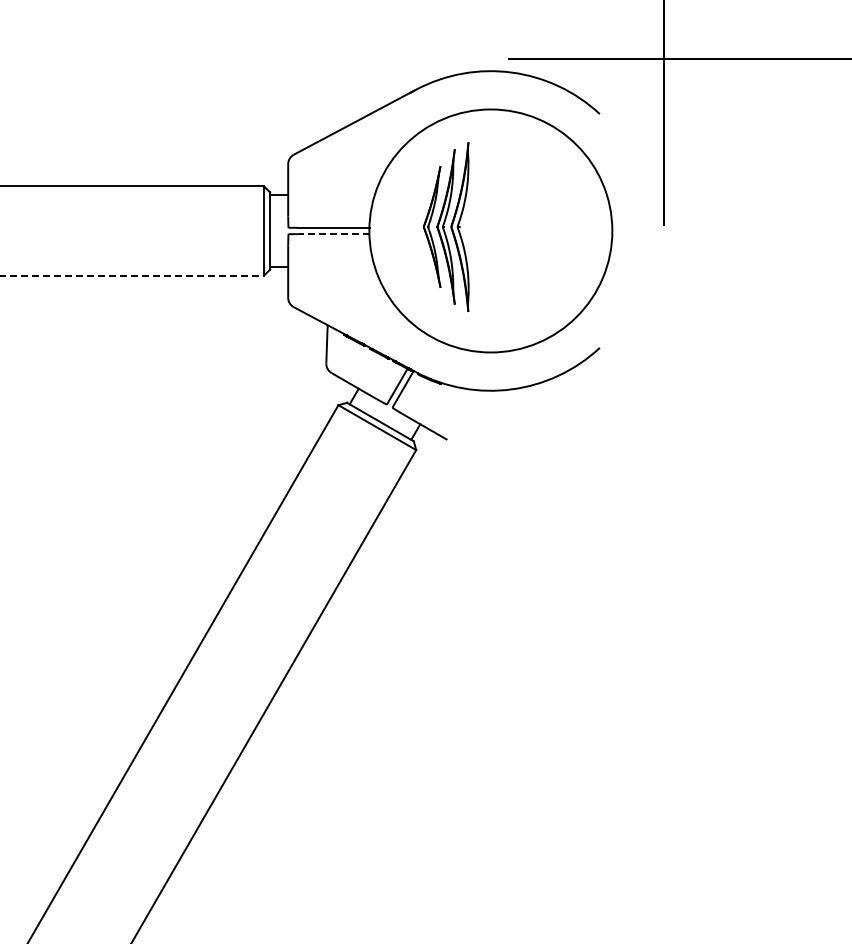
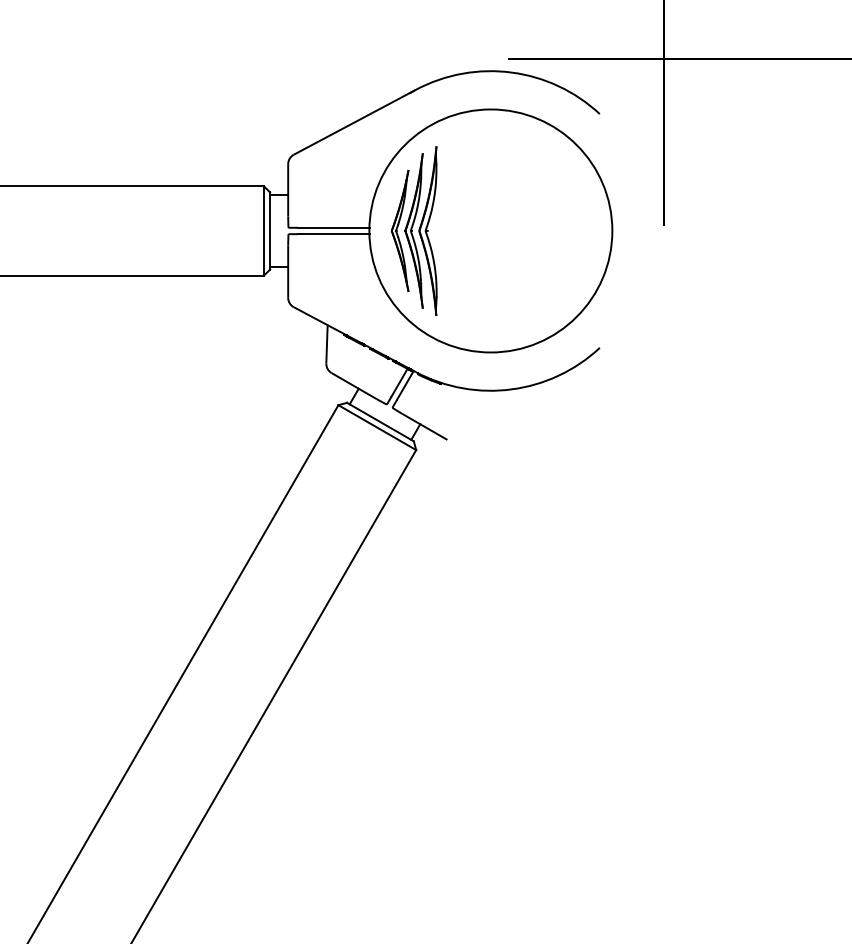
part position: (446, 226) -> (414, 230) (414, 230)
line: dashed -> solid (333, 234)
line: dashed -> solid (132, 275)
